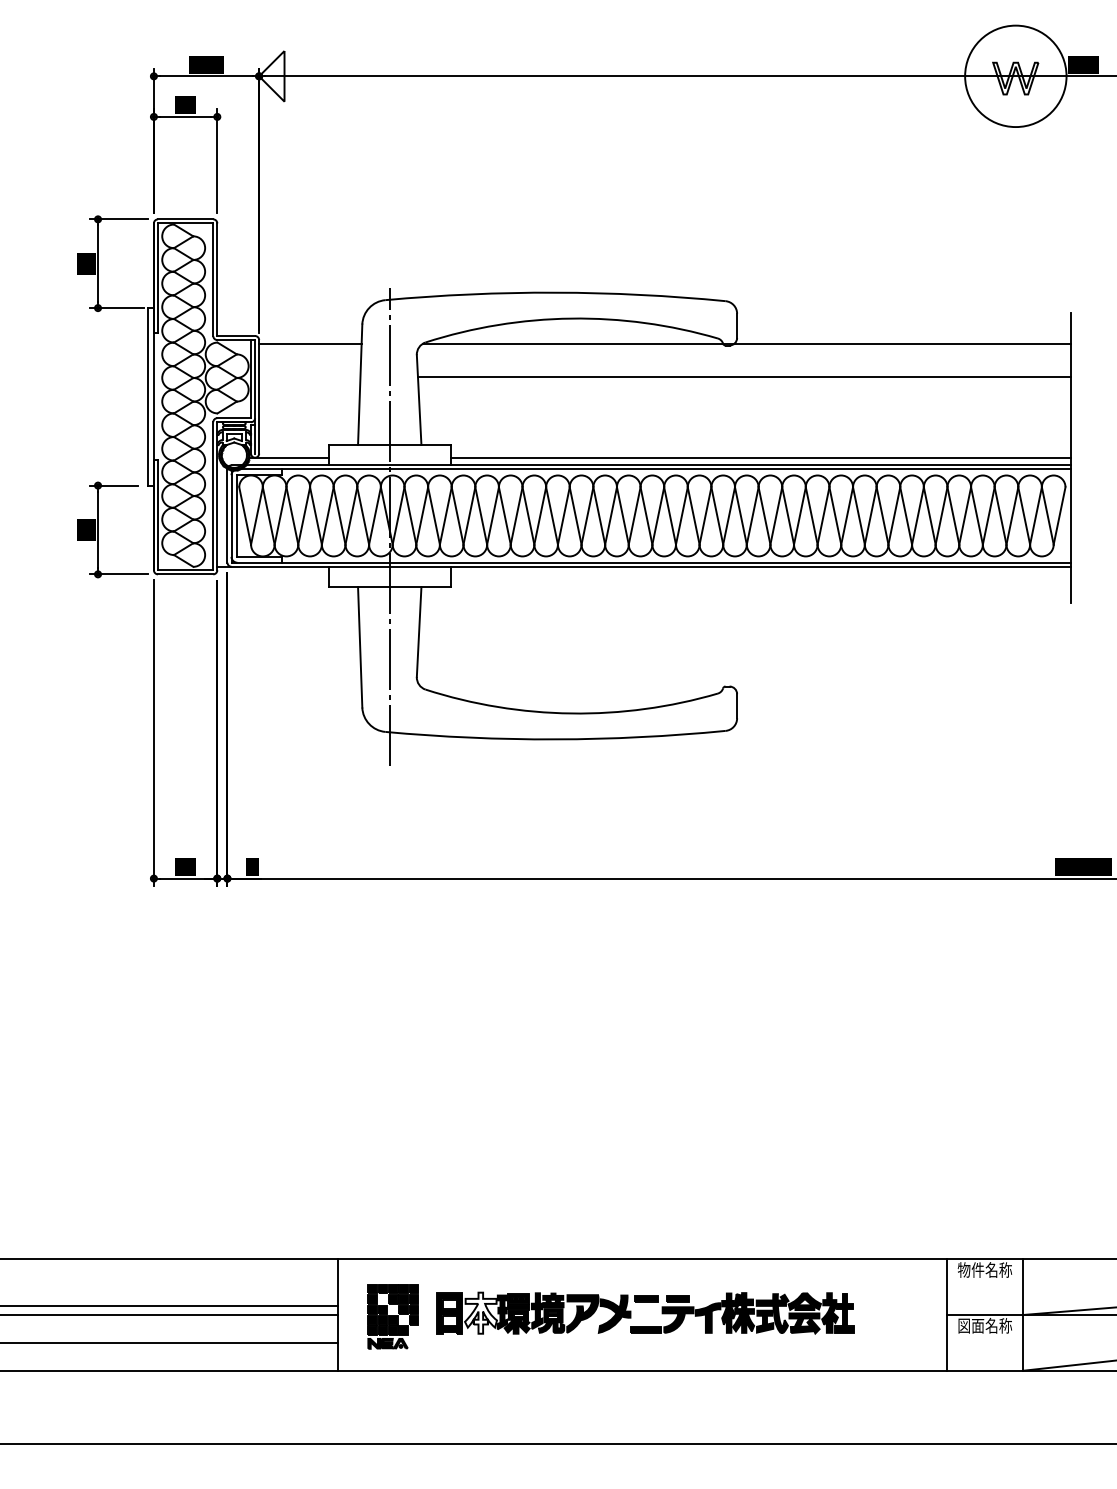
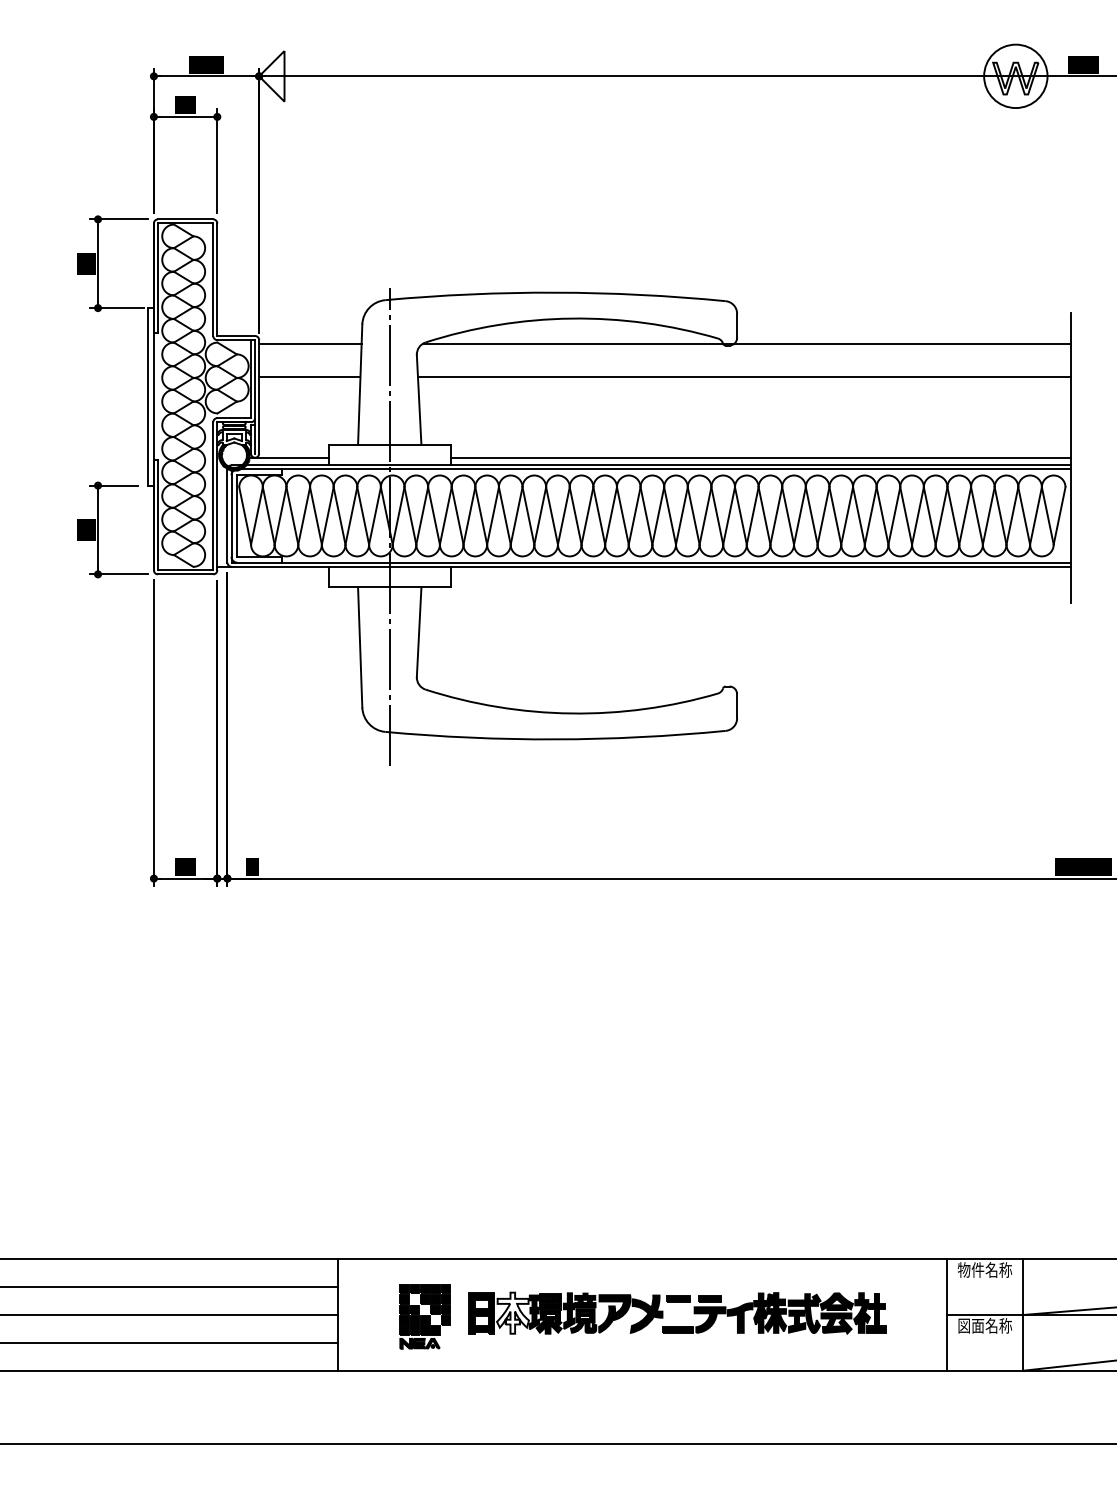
circle diameter: 101 px -> 63 px (1015, 76)
line: none -> present (309, 376)
line position: (170, 1306) -> (170, 1287) (170, 1287)
part position: (610, 1316) -> (642, 1316) (642, 1316)
